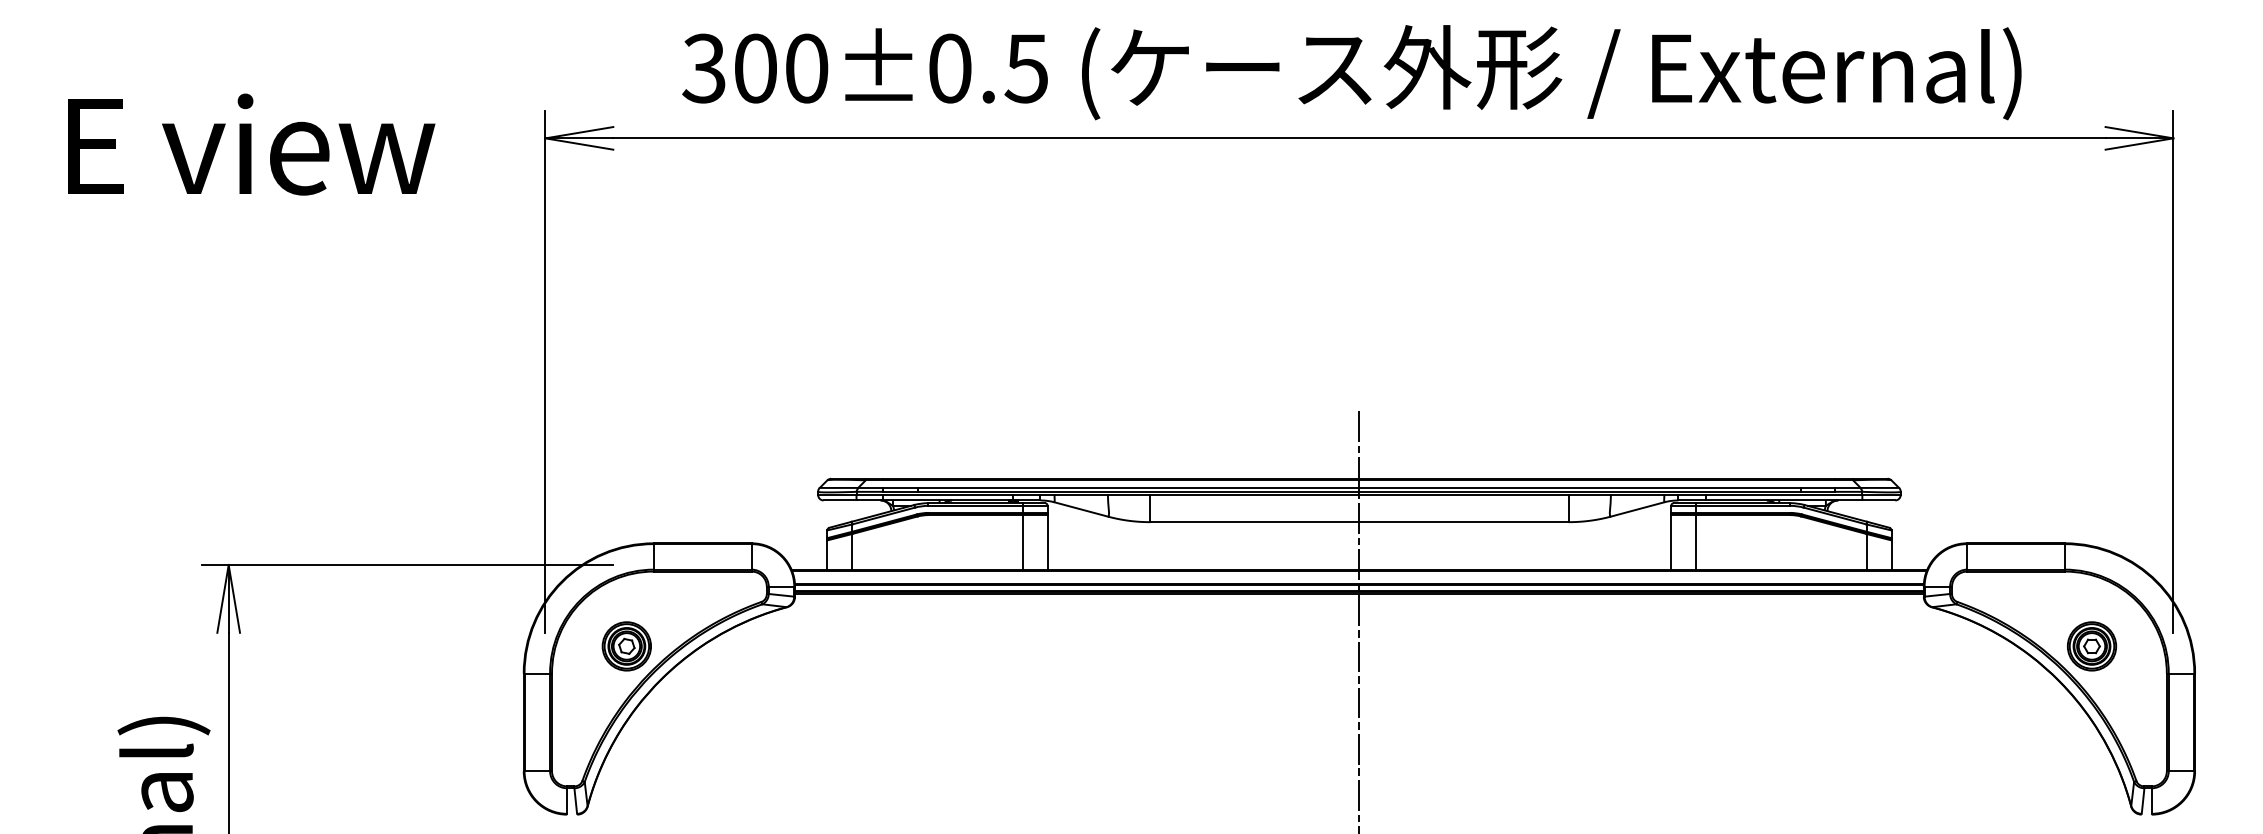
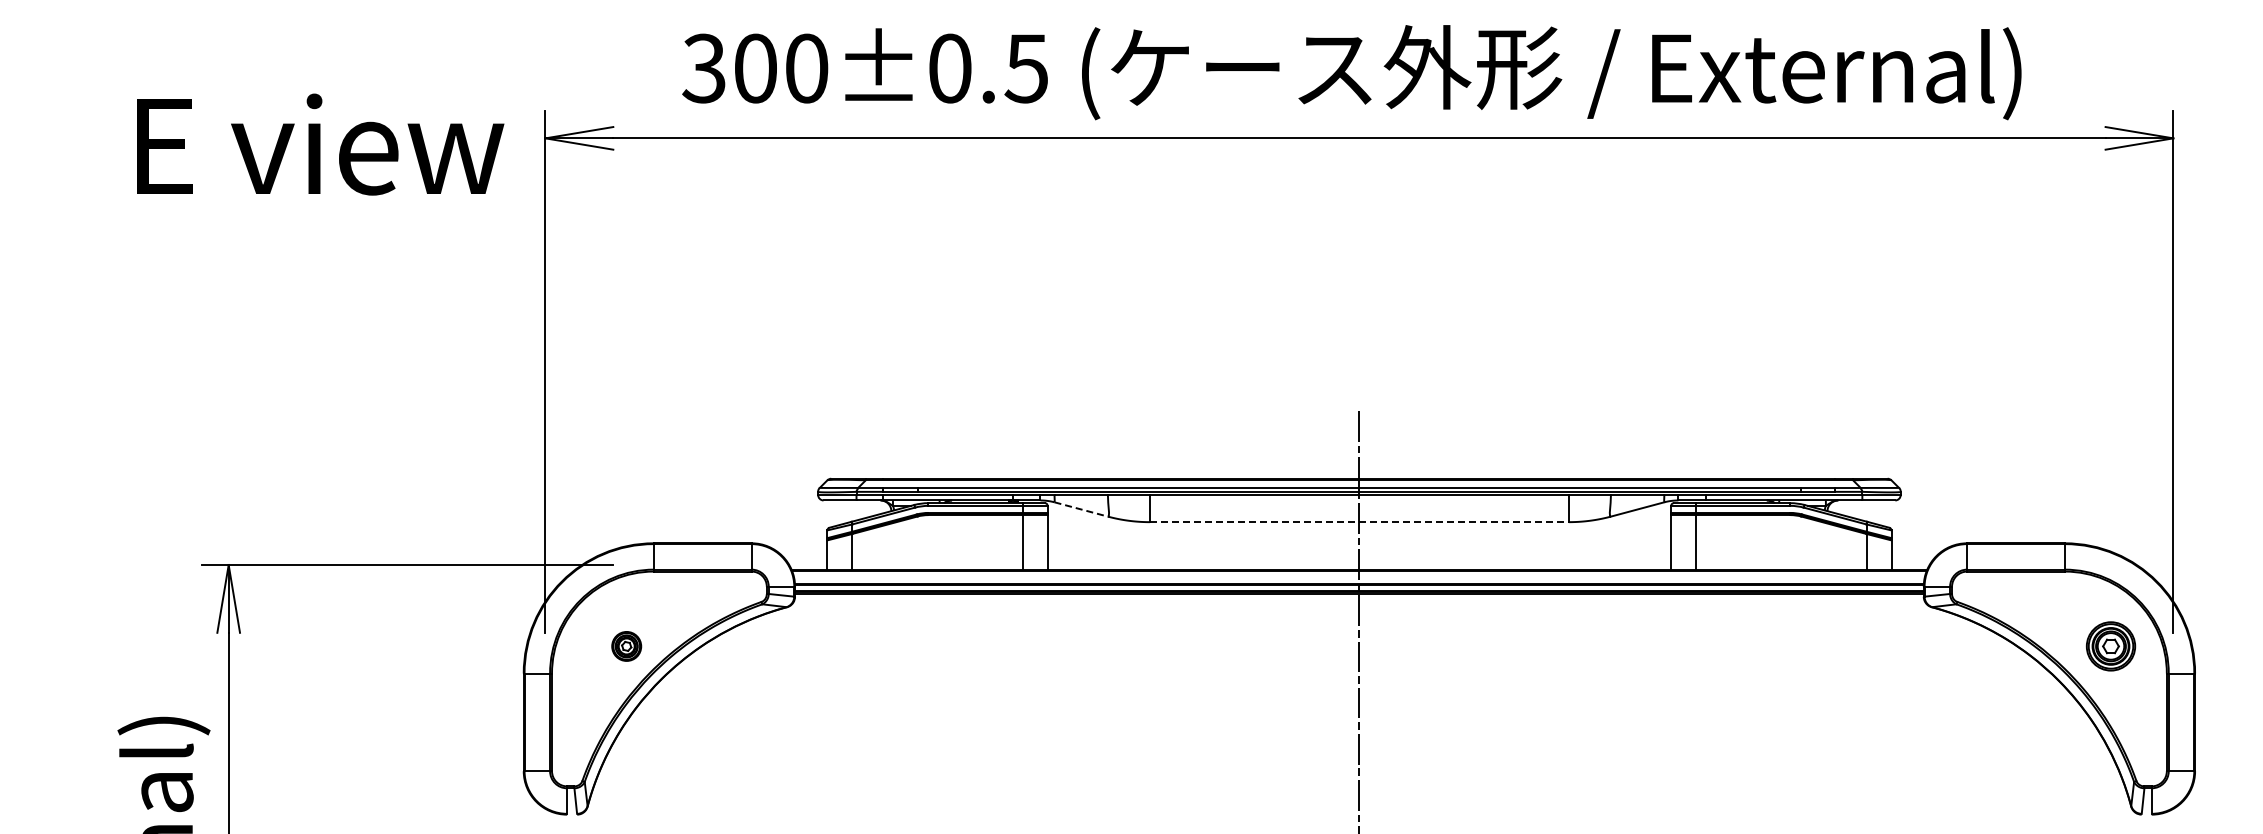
text position: (251, 144) -> (320, 144) (320, 144)
line: solid -> dashed (1081, 509)
line: solid -> dashed (1359, 522)
part size: 51x51 px -> 32x31 px (626, 646)
part position: (2091, 646) -> (2110, 646) (2110, 646)
